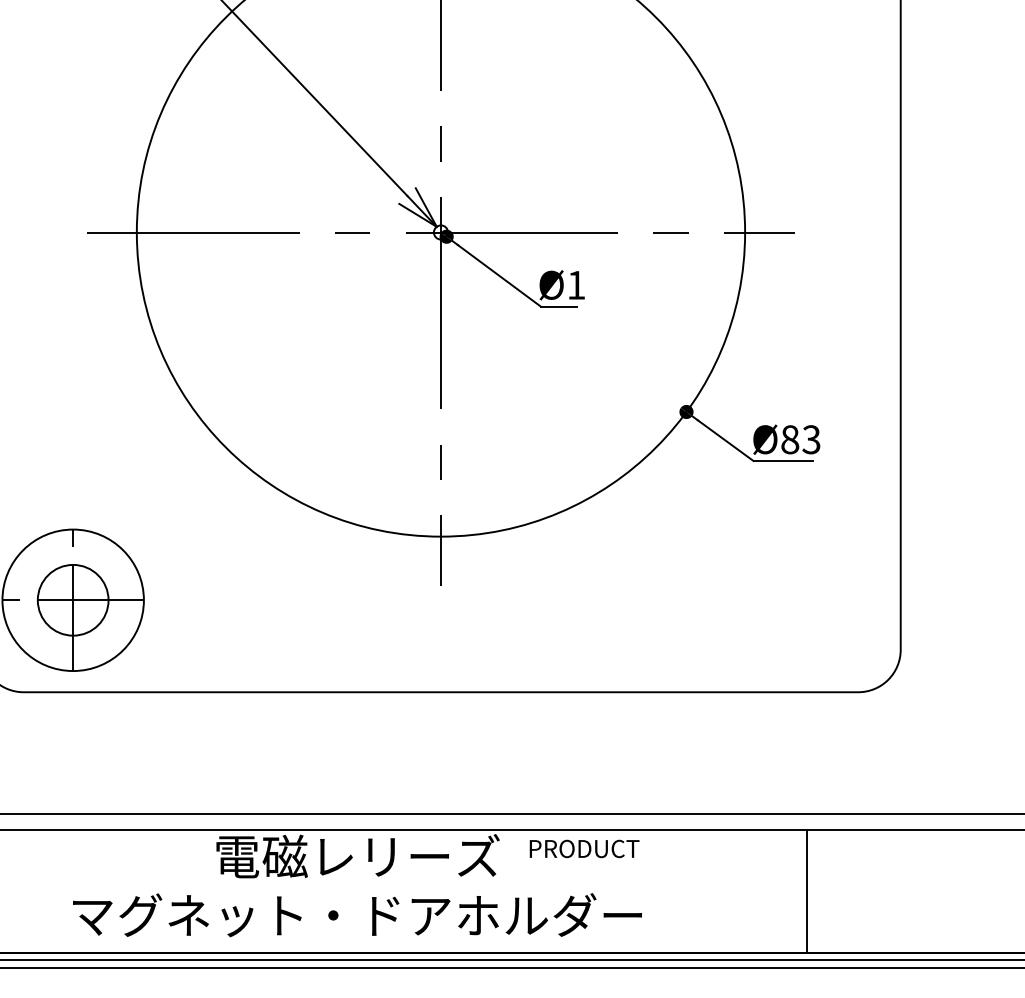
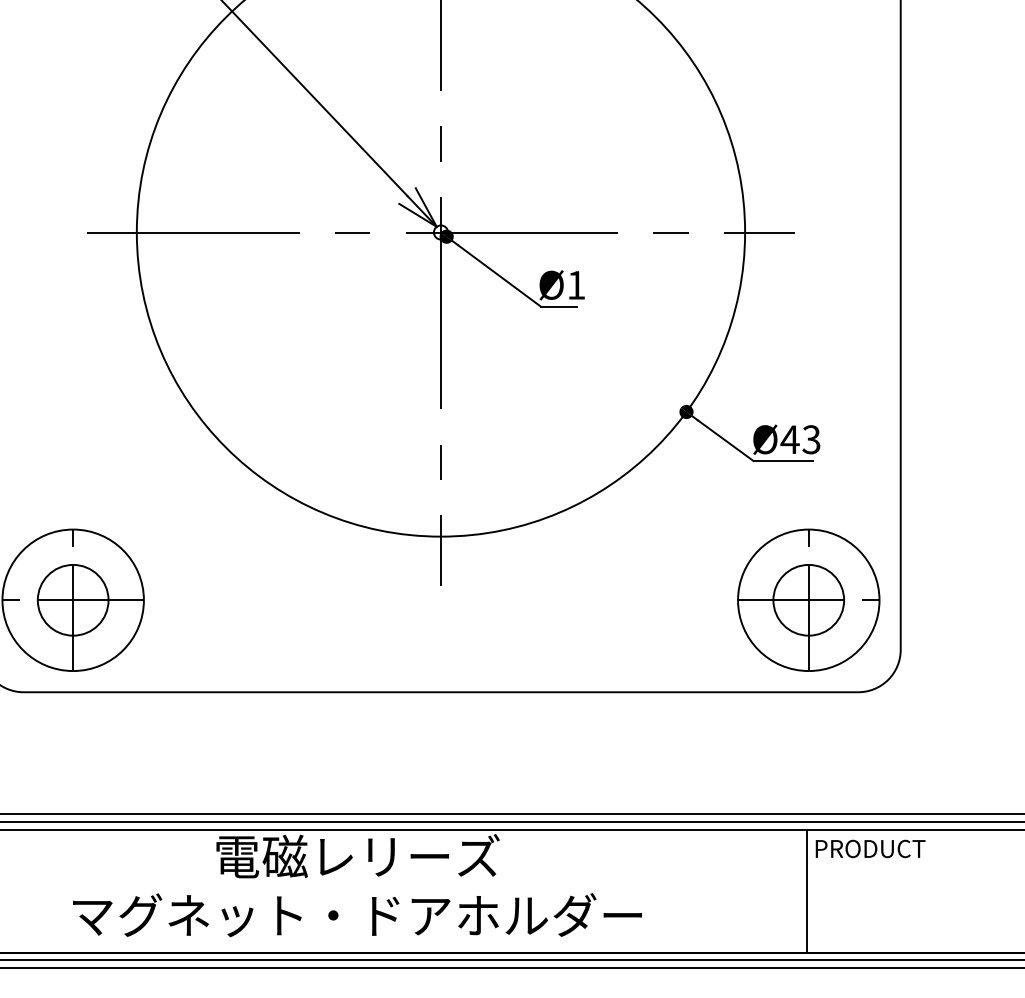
text: Ø83 -> Ø43 (789, 439)
part: none -> present (808, 599)
line: none -> present (511, 821)
text position: (584, 848) -> (870, 848) (870, 848)
